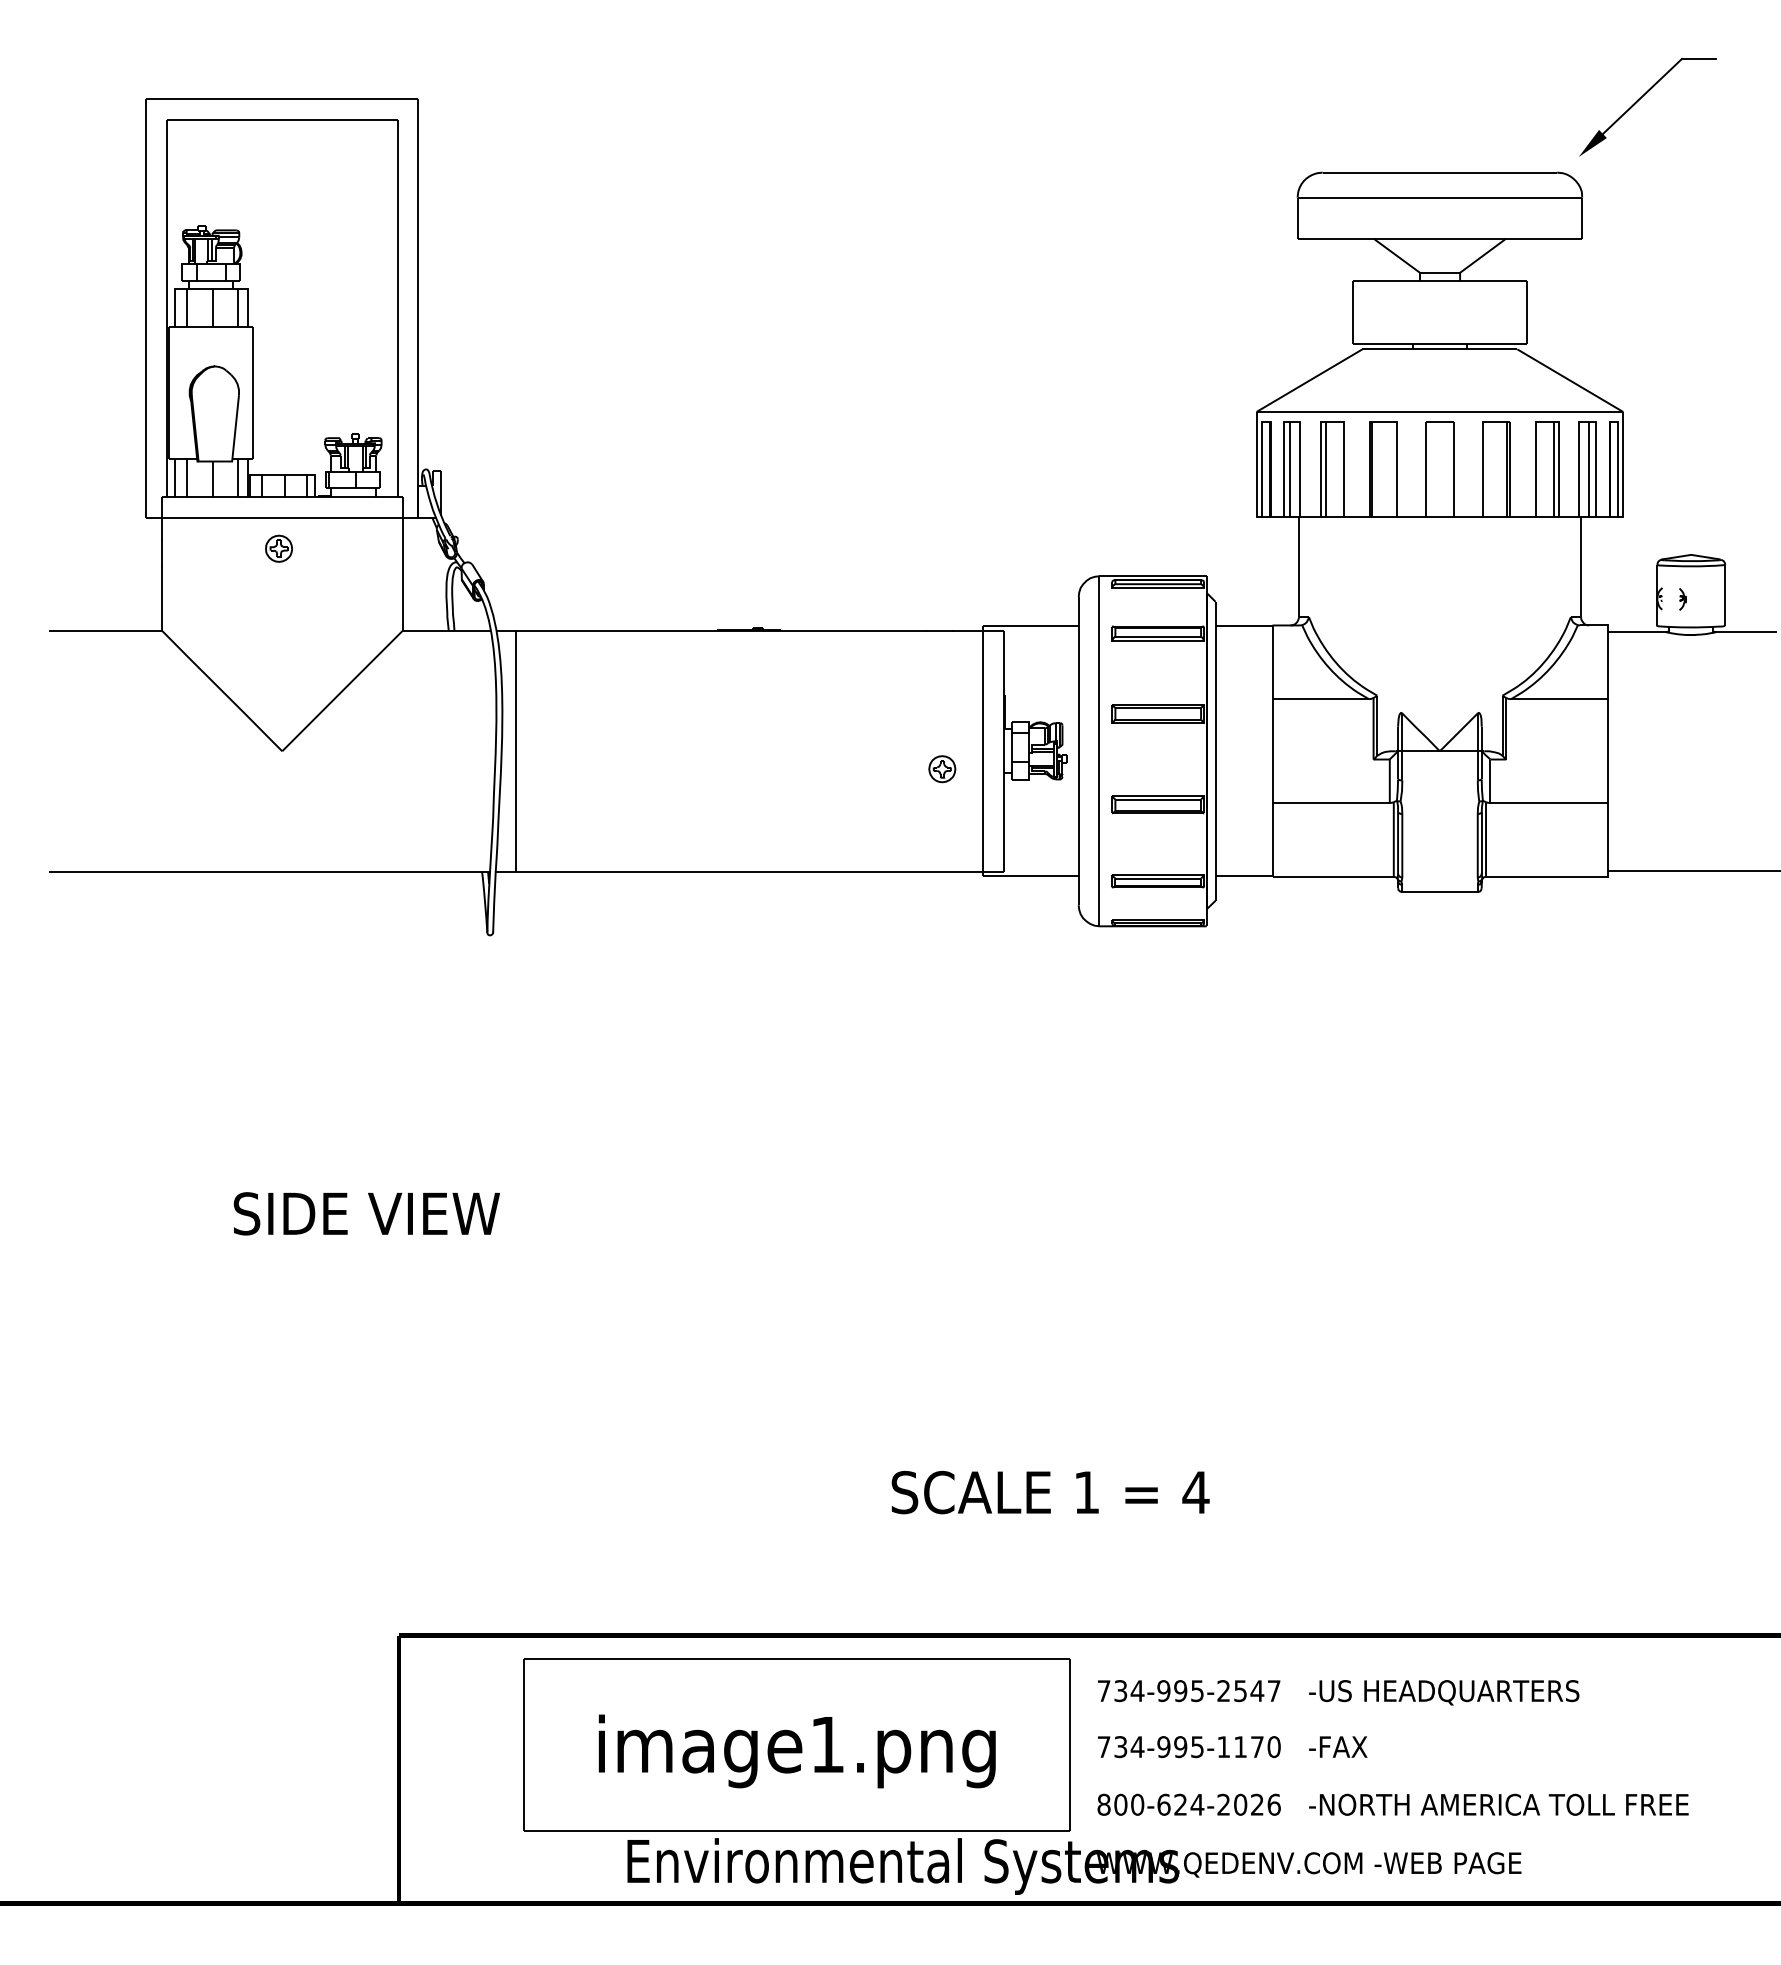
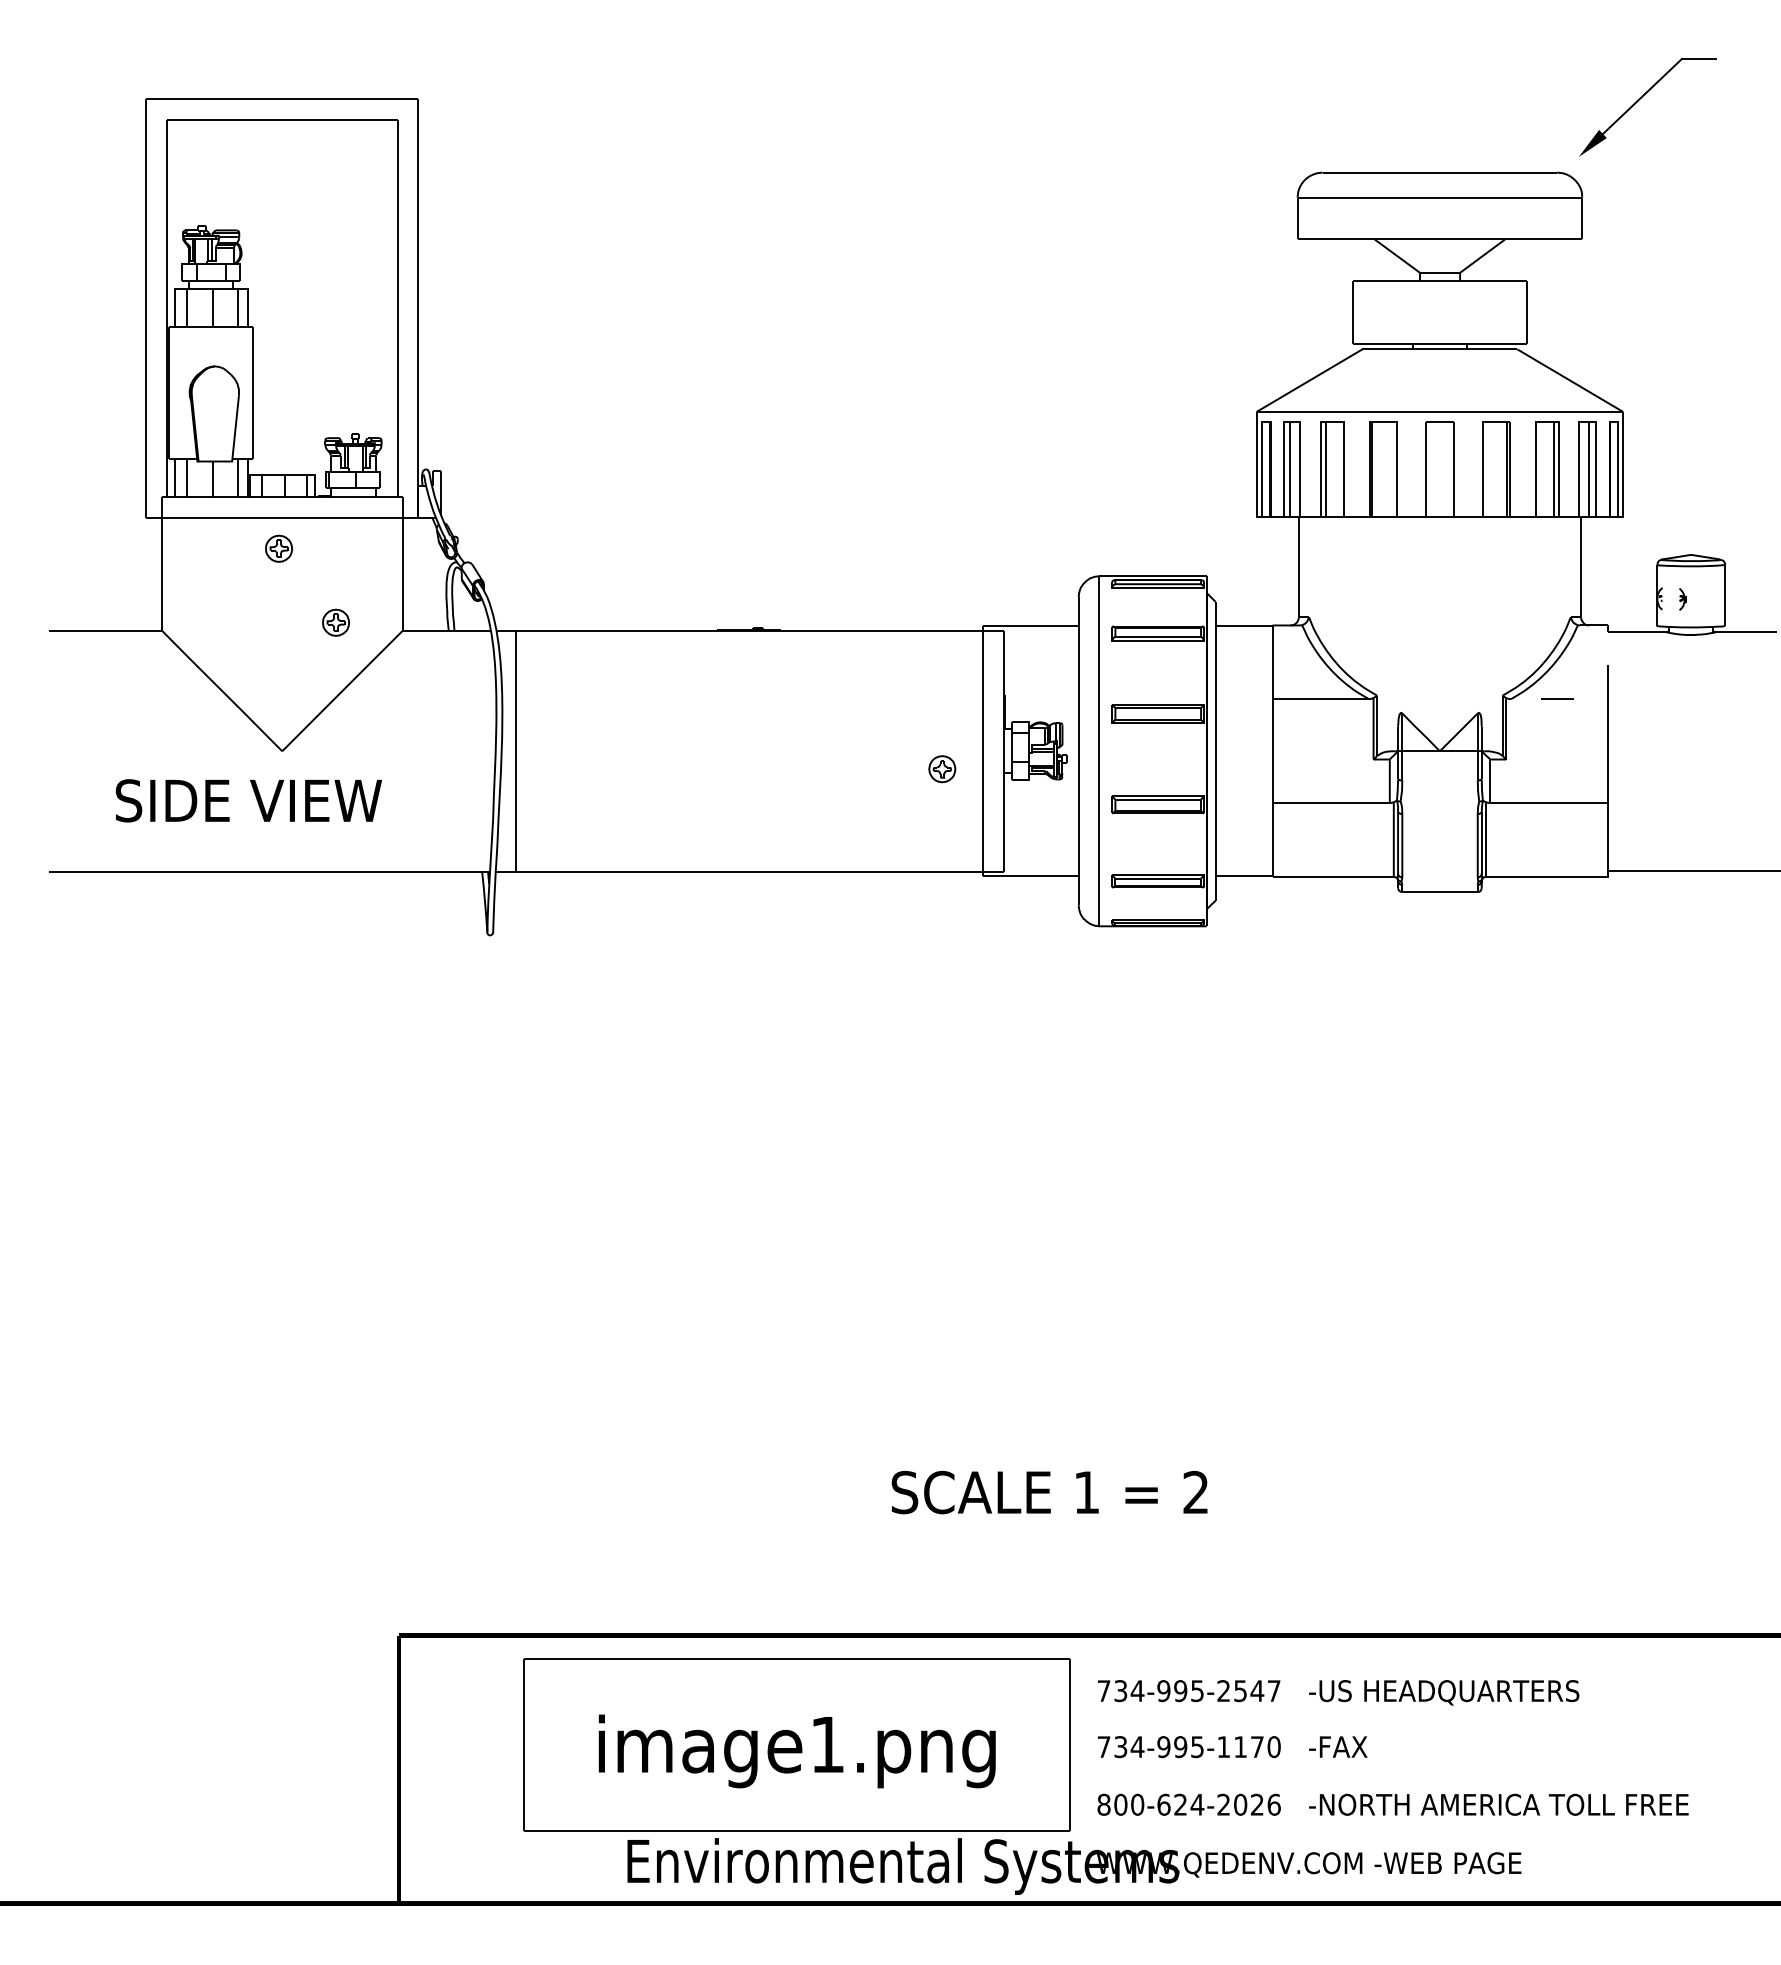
part: none -> present (335, 622)
line: solid -> dashed (1607, 697)
text position: (366, 1213) -> (248, 800) (248, 800)
text: 4 -> 2 (1195, 1491)
